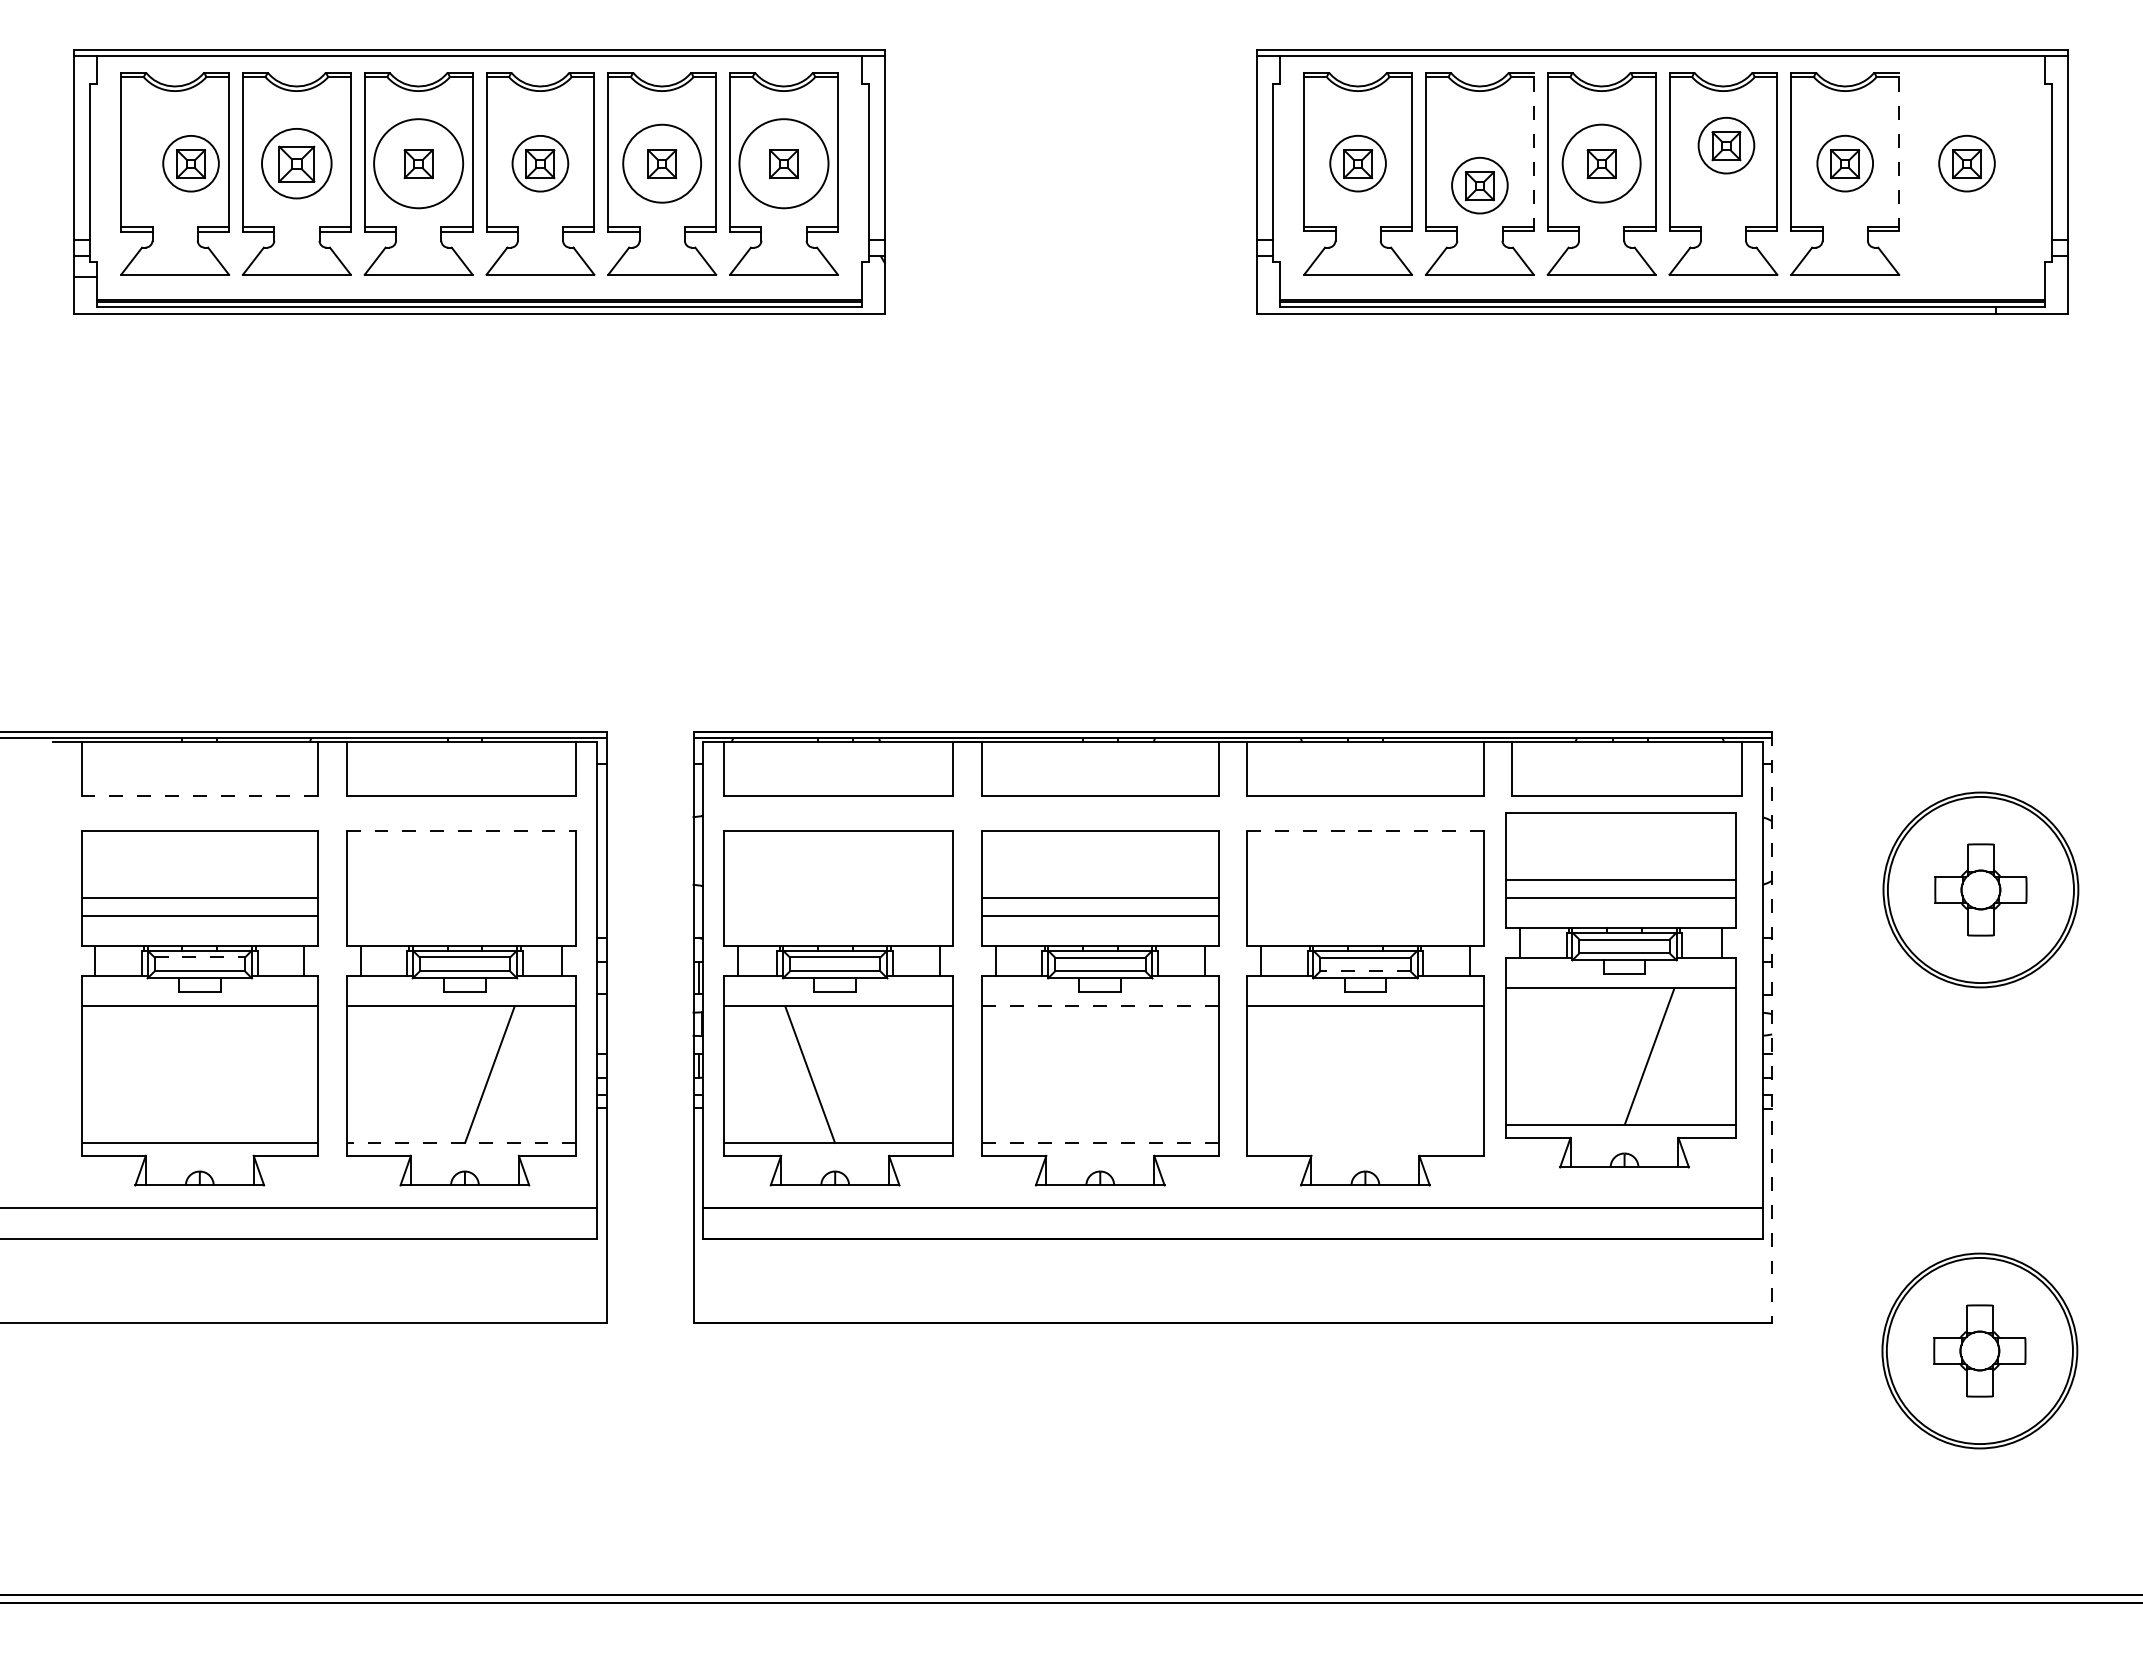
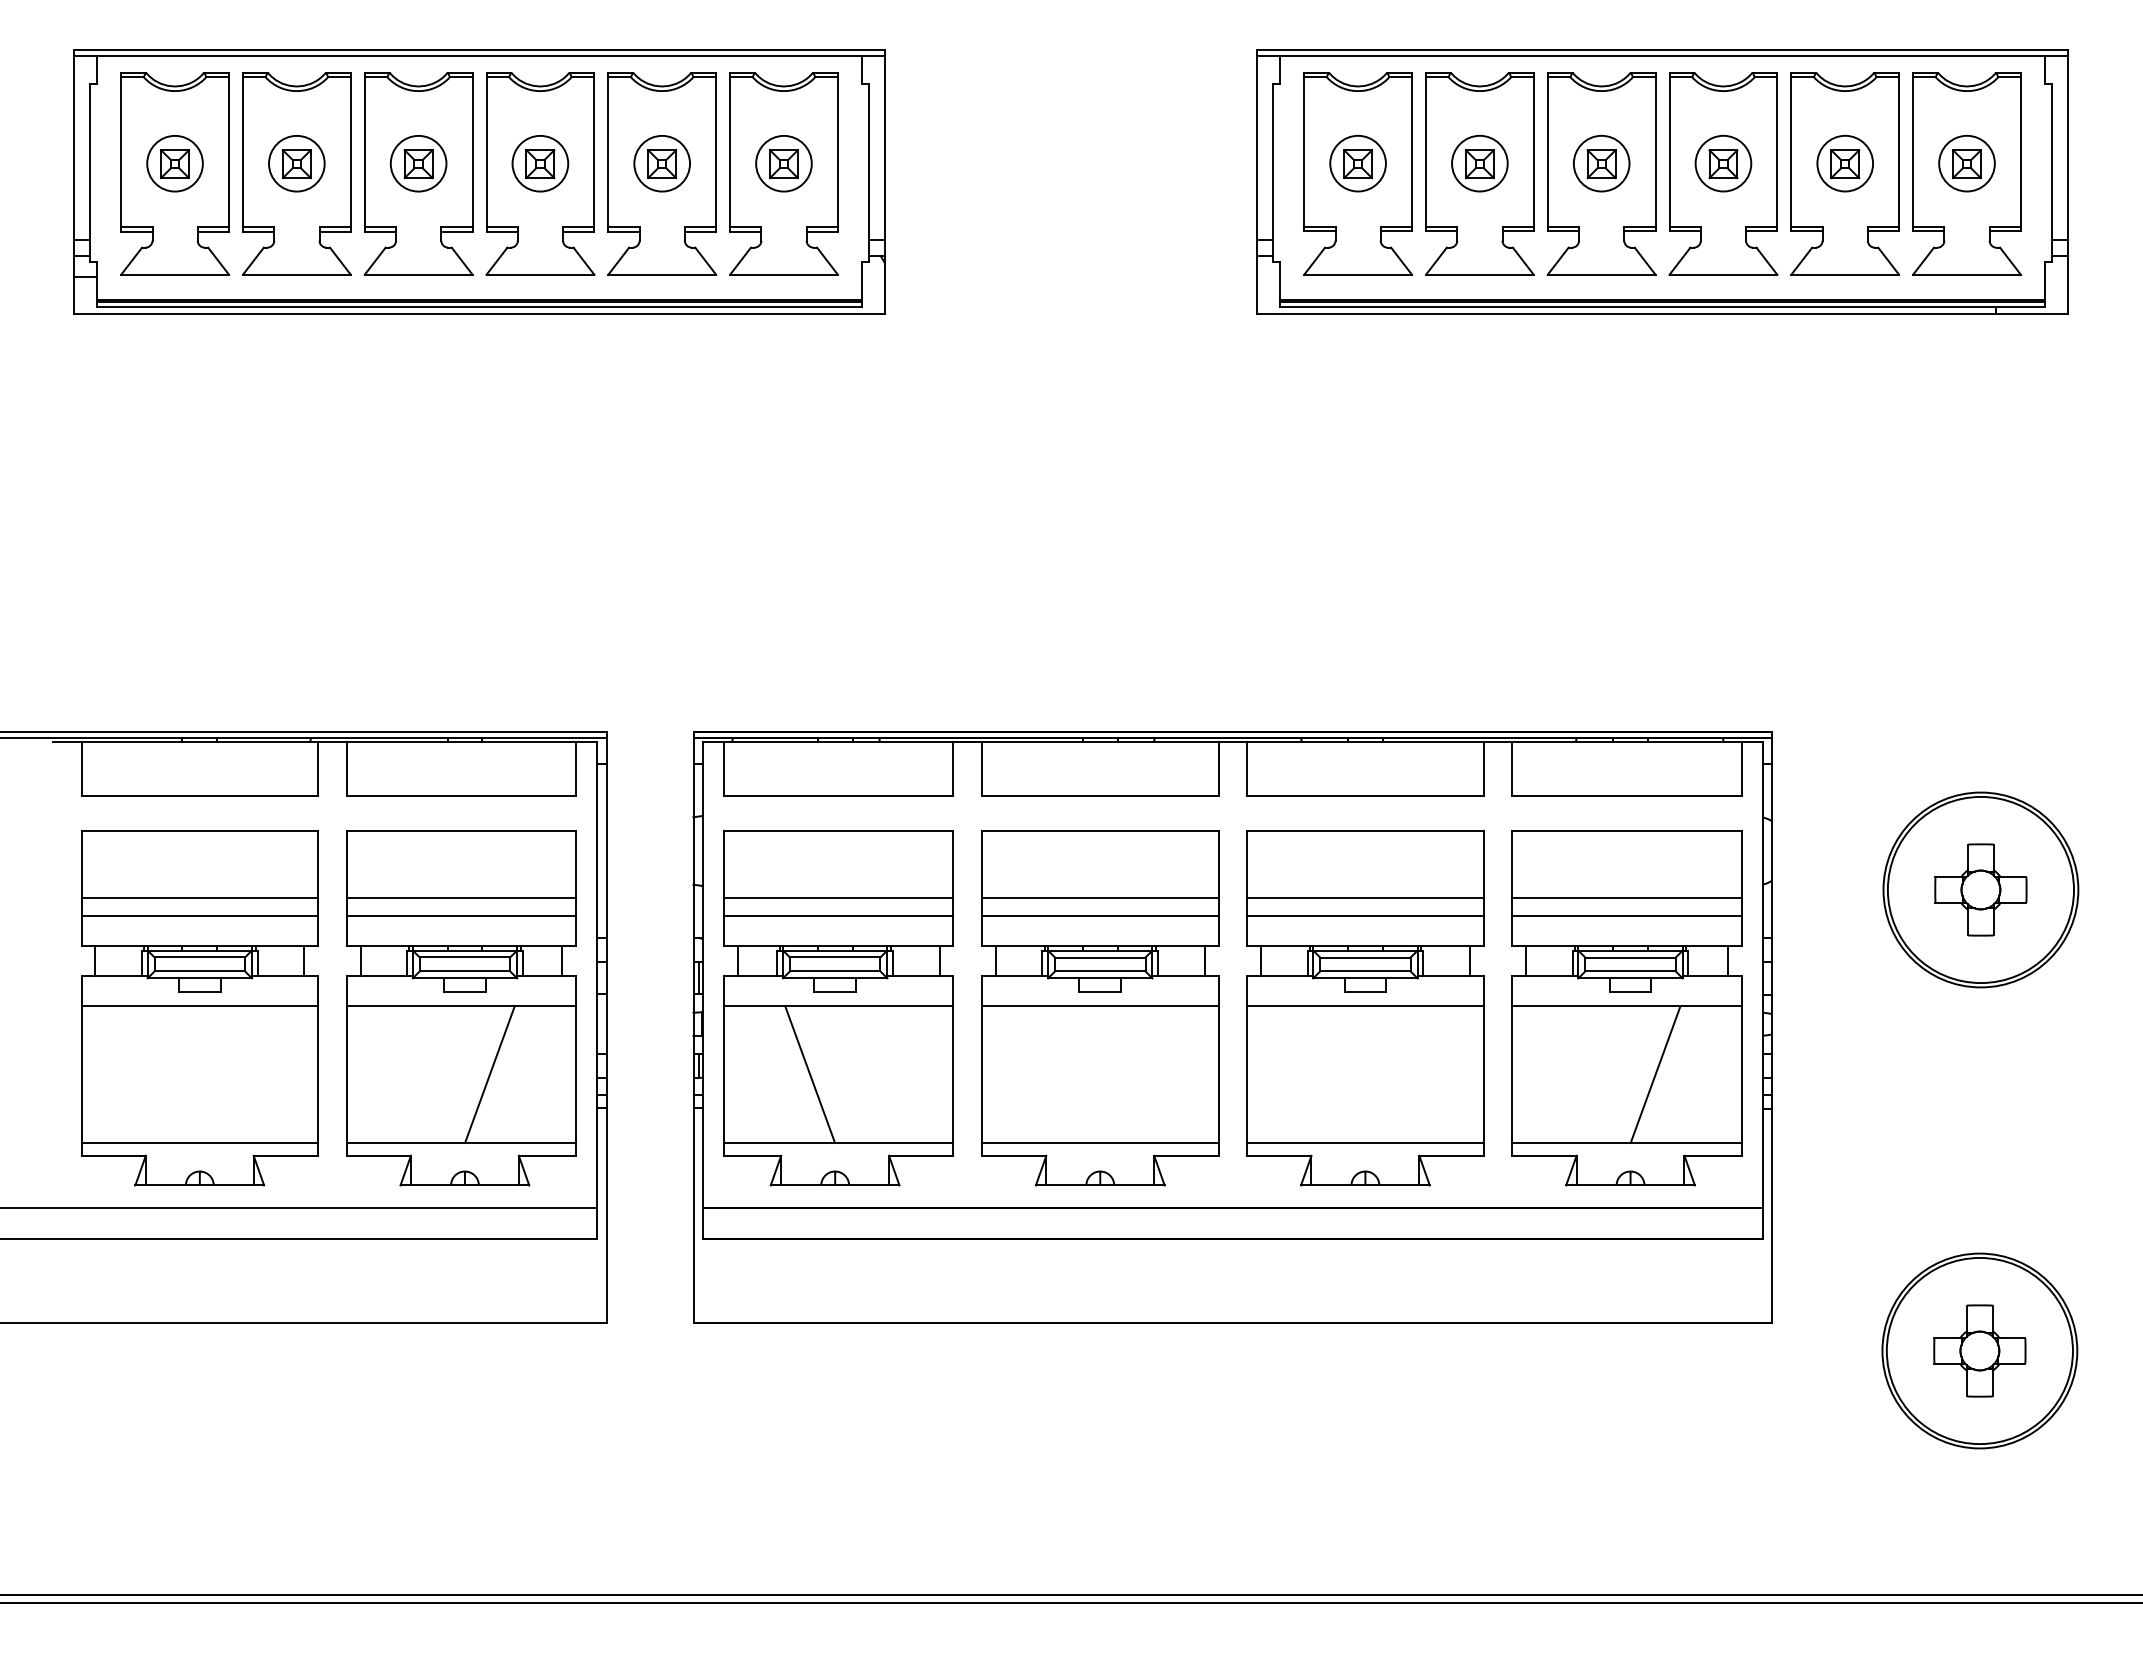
part position: (1726, 145) -> (1723, 163) (1723, 163)
line: dashed -> solid (1533, 151)
line: dashed -> solid (1899, 151)
part position: (190, 163) -> (174, 163) (174, 163)
part size: 72x72 px -> 58x58 px (296, 163)
circle diameter: 89 px -> 56 px (418, 163)
circle diameter: 78 px -> 56 px (662, 163)
circle diameter: 89 px -> 56 px (783, 163)
circle diameter: 78 px -> 56 px (1601, 163)
part: none -> present (1966, 173)
part position: (1479, 185) -> (1479, 163) (1479, 163)
line: dashed -> solid (199, 795)
line: dashed -> solid (461, 830)
line: dashed -> solid (1365, 830)
line: none -> present (461, 898)
line: none -> present (838, 898)
line: none -> present (1365, 898)
line: none -> present (461, 915)
line: none -> present (838, 915)
line: none -> present (1365, 915)
line: dashed -> solid (200, 957)
line: dashed -> solid (1364, 971)
part position: (1620, 990) -> (1626, 1008) (1626, 1008)
line: dashed -> solid (1100, 1006)
line: dashed -> solid (1772, 1027)
line: dashed -> solid (461, 1142)
line: dashed -> solid (1100, 1142)
line: none -> present (1365, 1142)
